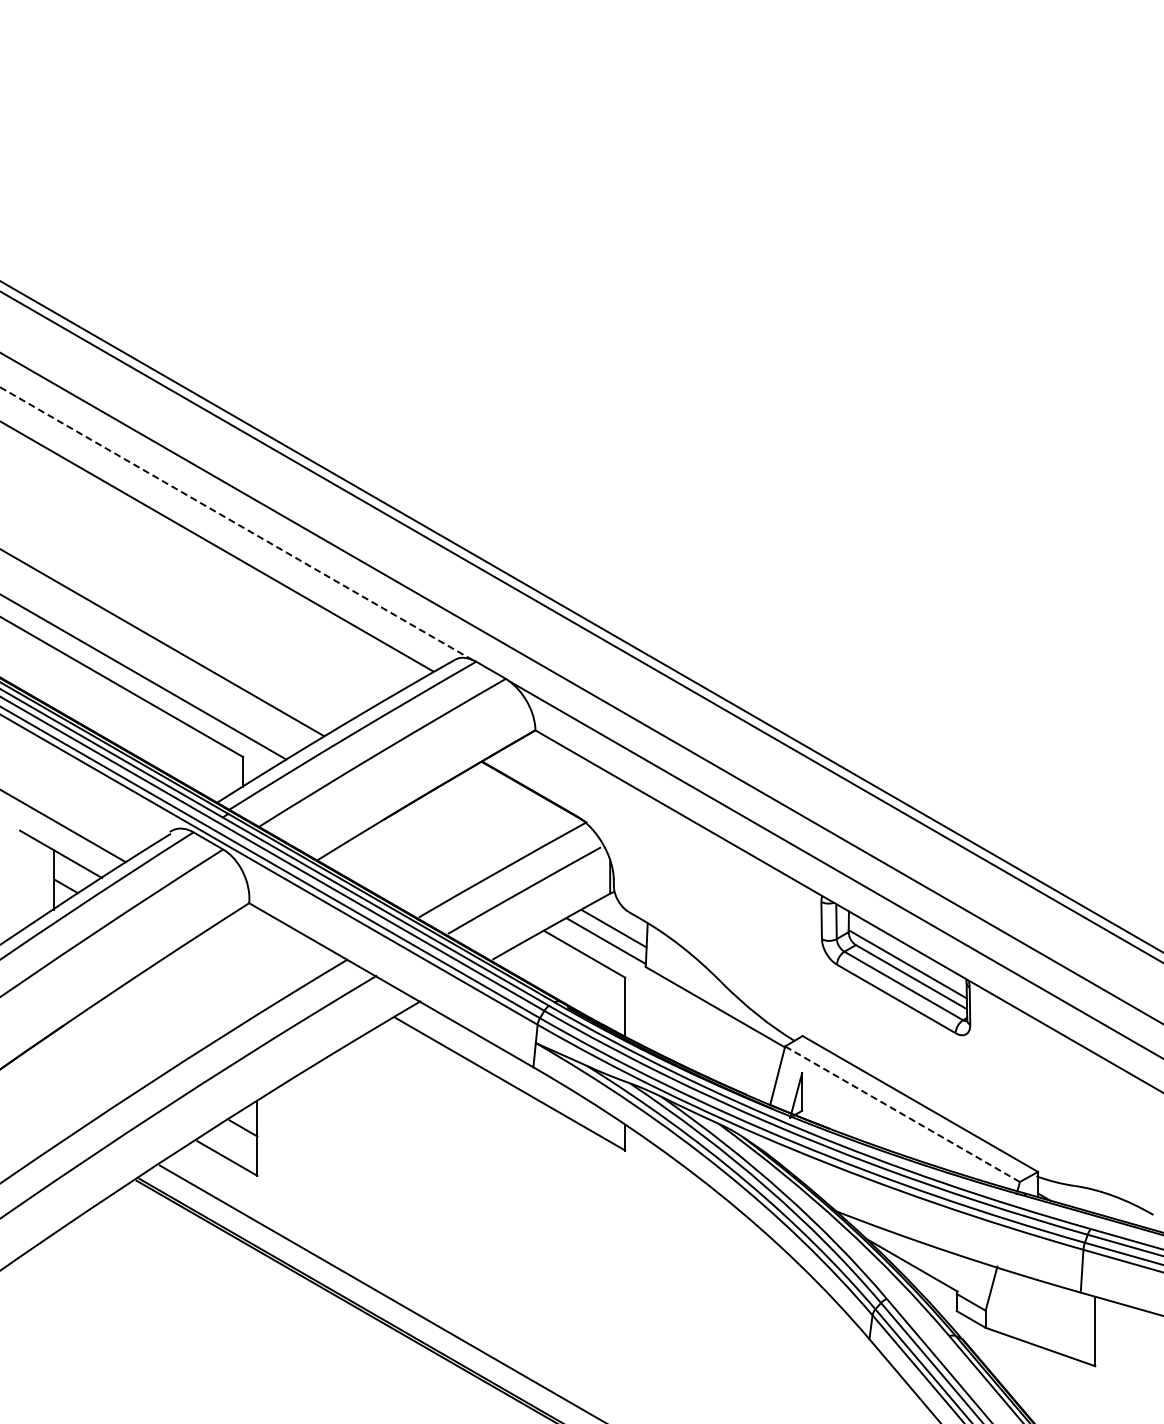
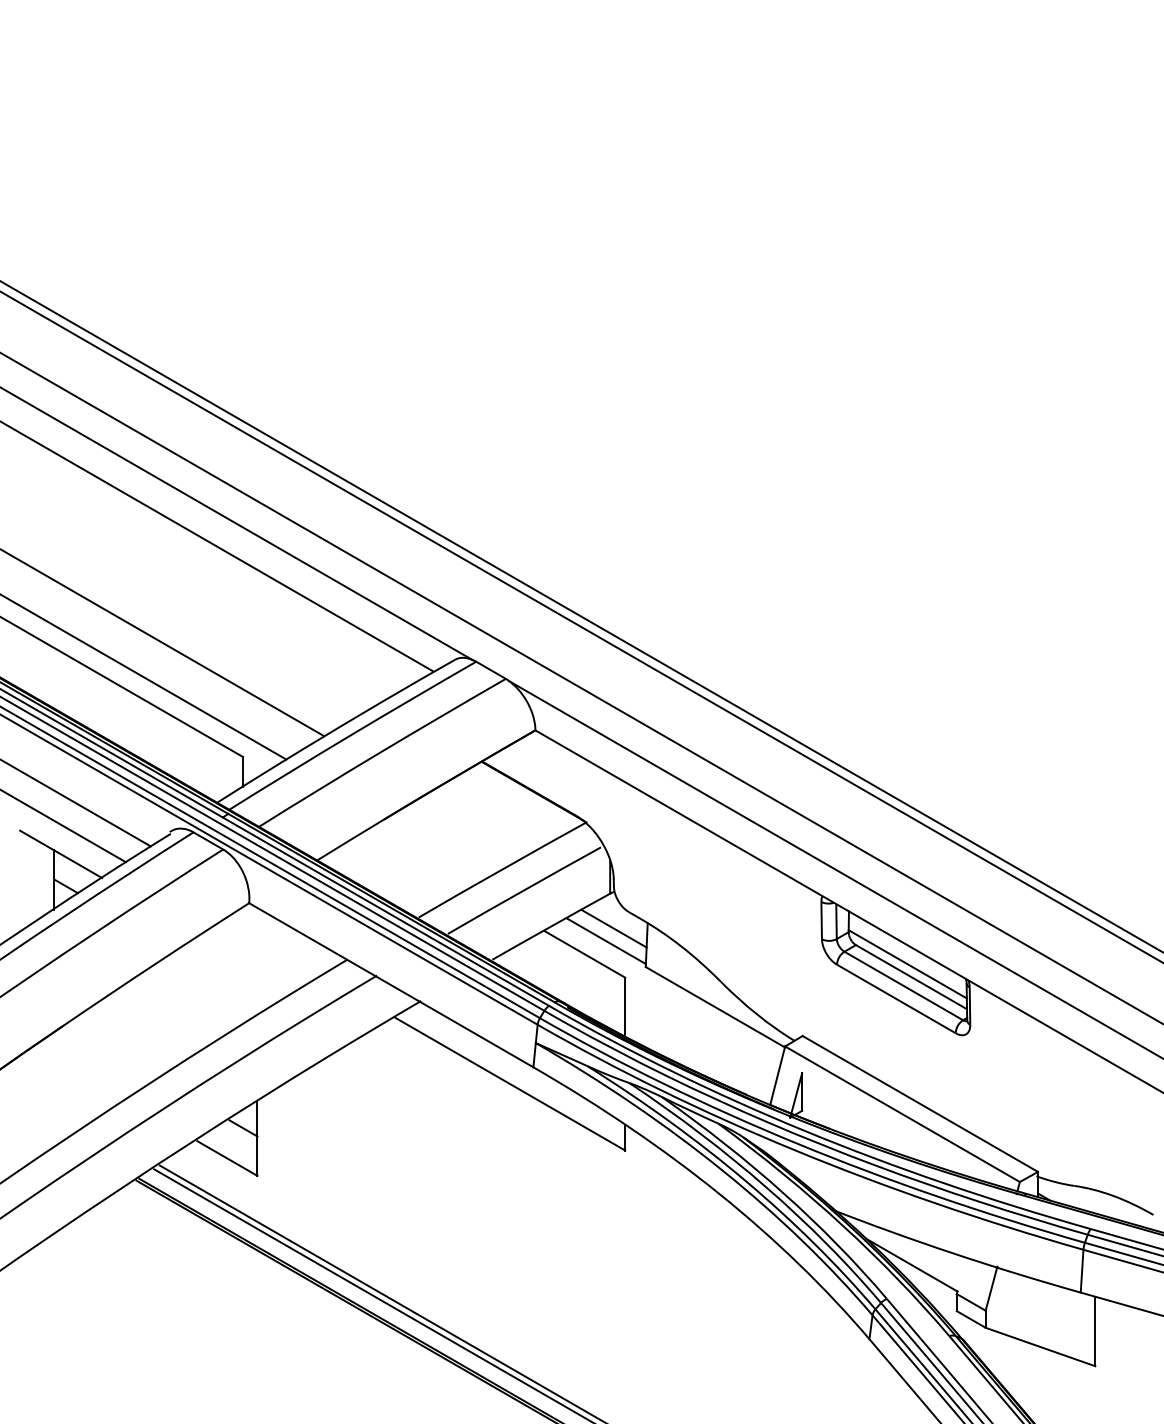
line: dashed -> solid (236, 523)
line: none -> present (76, 803)
line: dashed -> solid (902, 1114)
line: none -> present (371, 1294)
